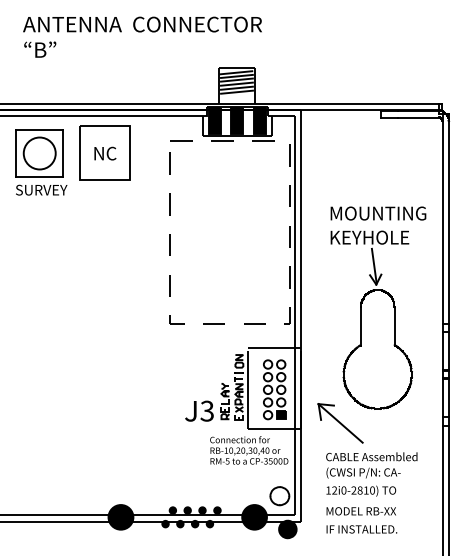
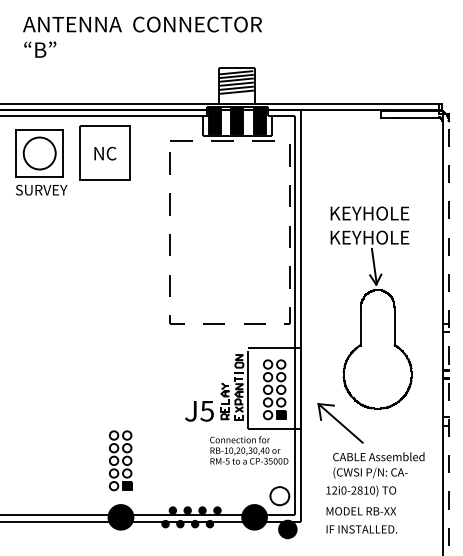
text: MOUNTING -> KEYHOLE (379, 213)
line: solid -> dashed (449, 338)
text: J3 -> J5 (206, 410)
part: none -> present (120, 460)
text position: (371, 465) -> (378, 465) (378, 465)
